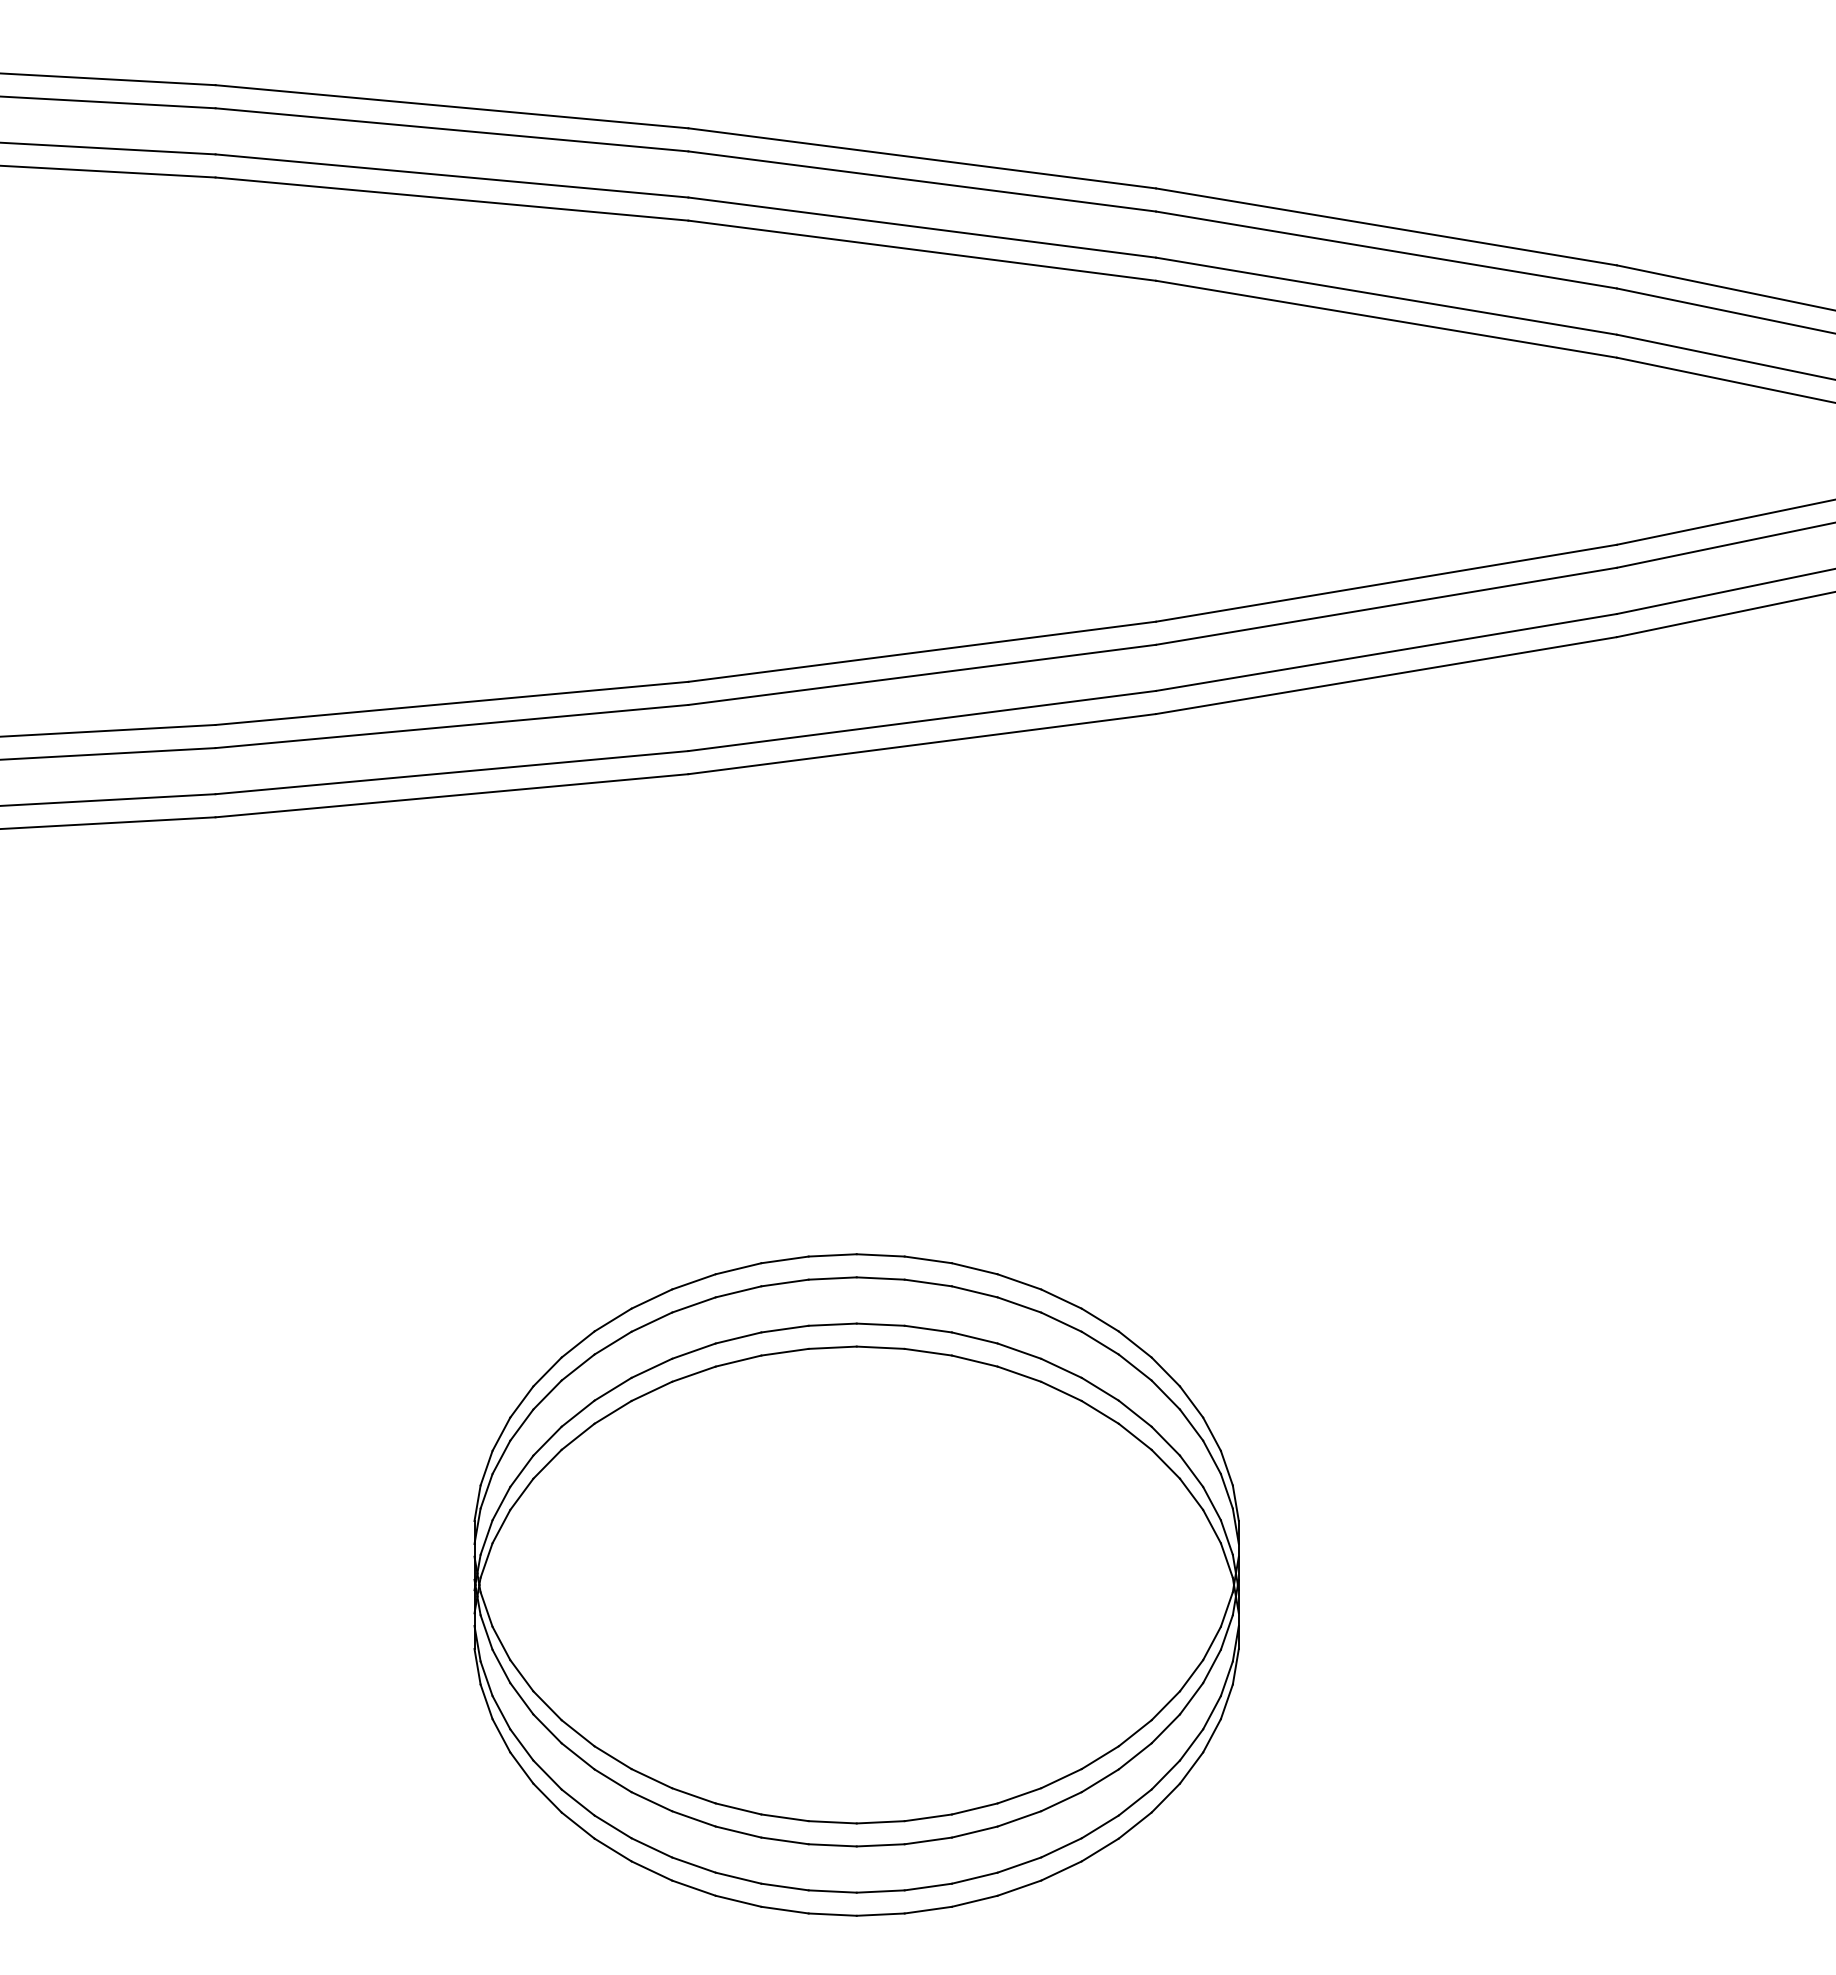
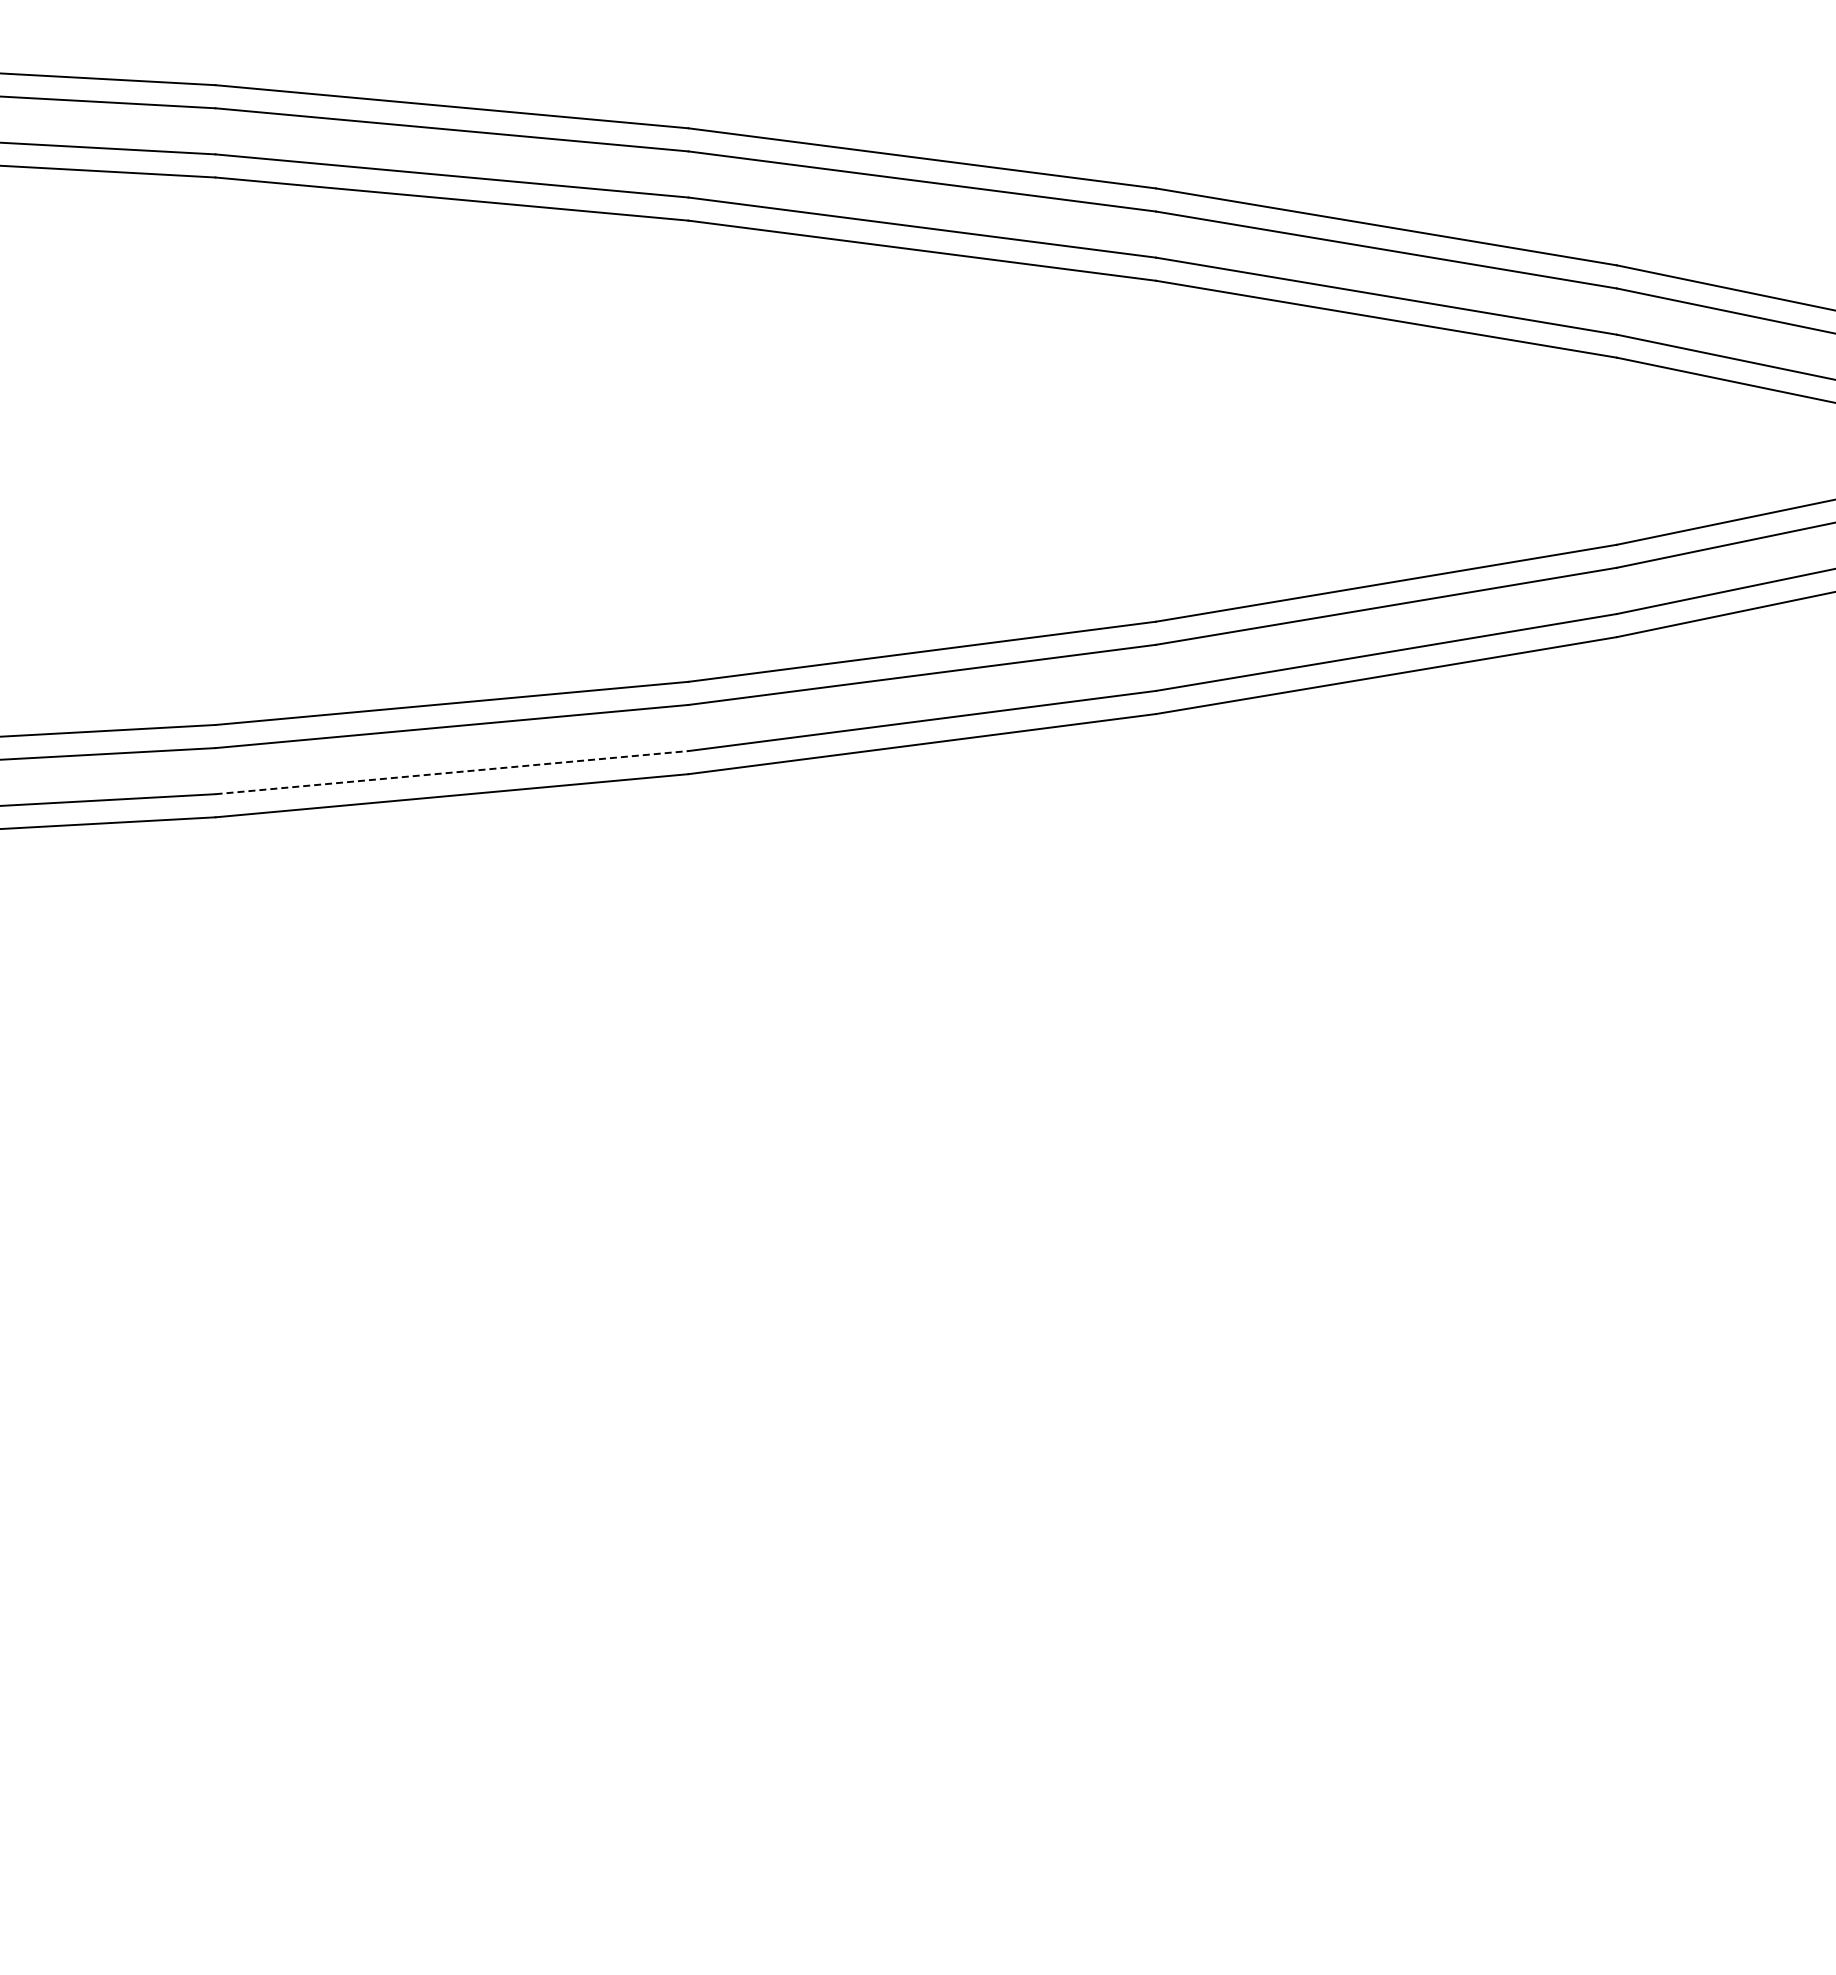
line: solid -> dashed (452, 772)
part: present -> none (856, 1584)
